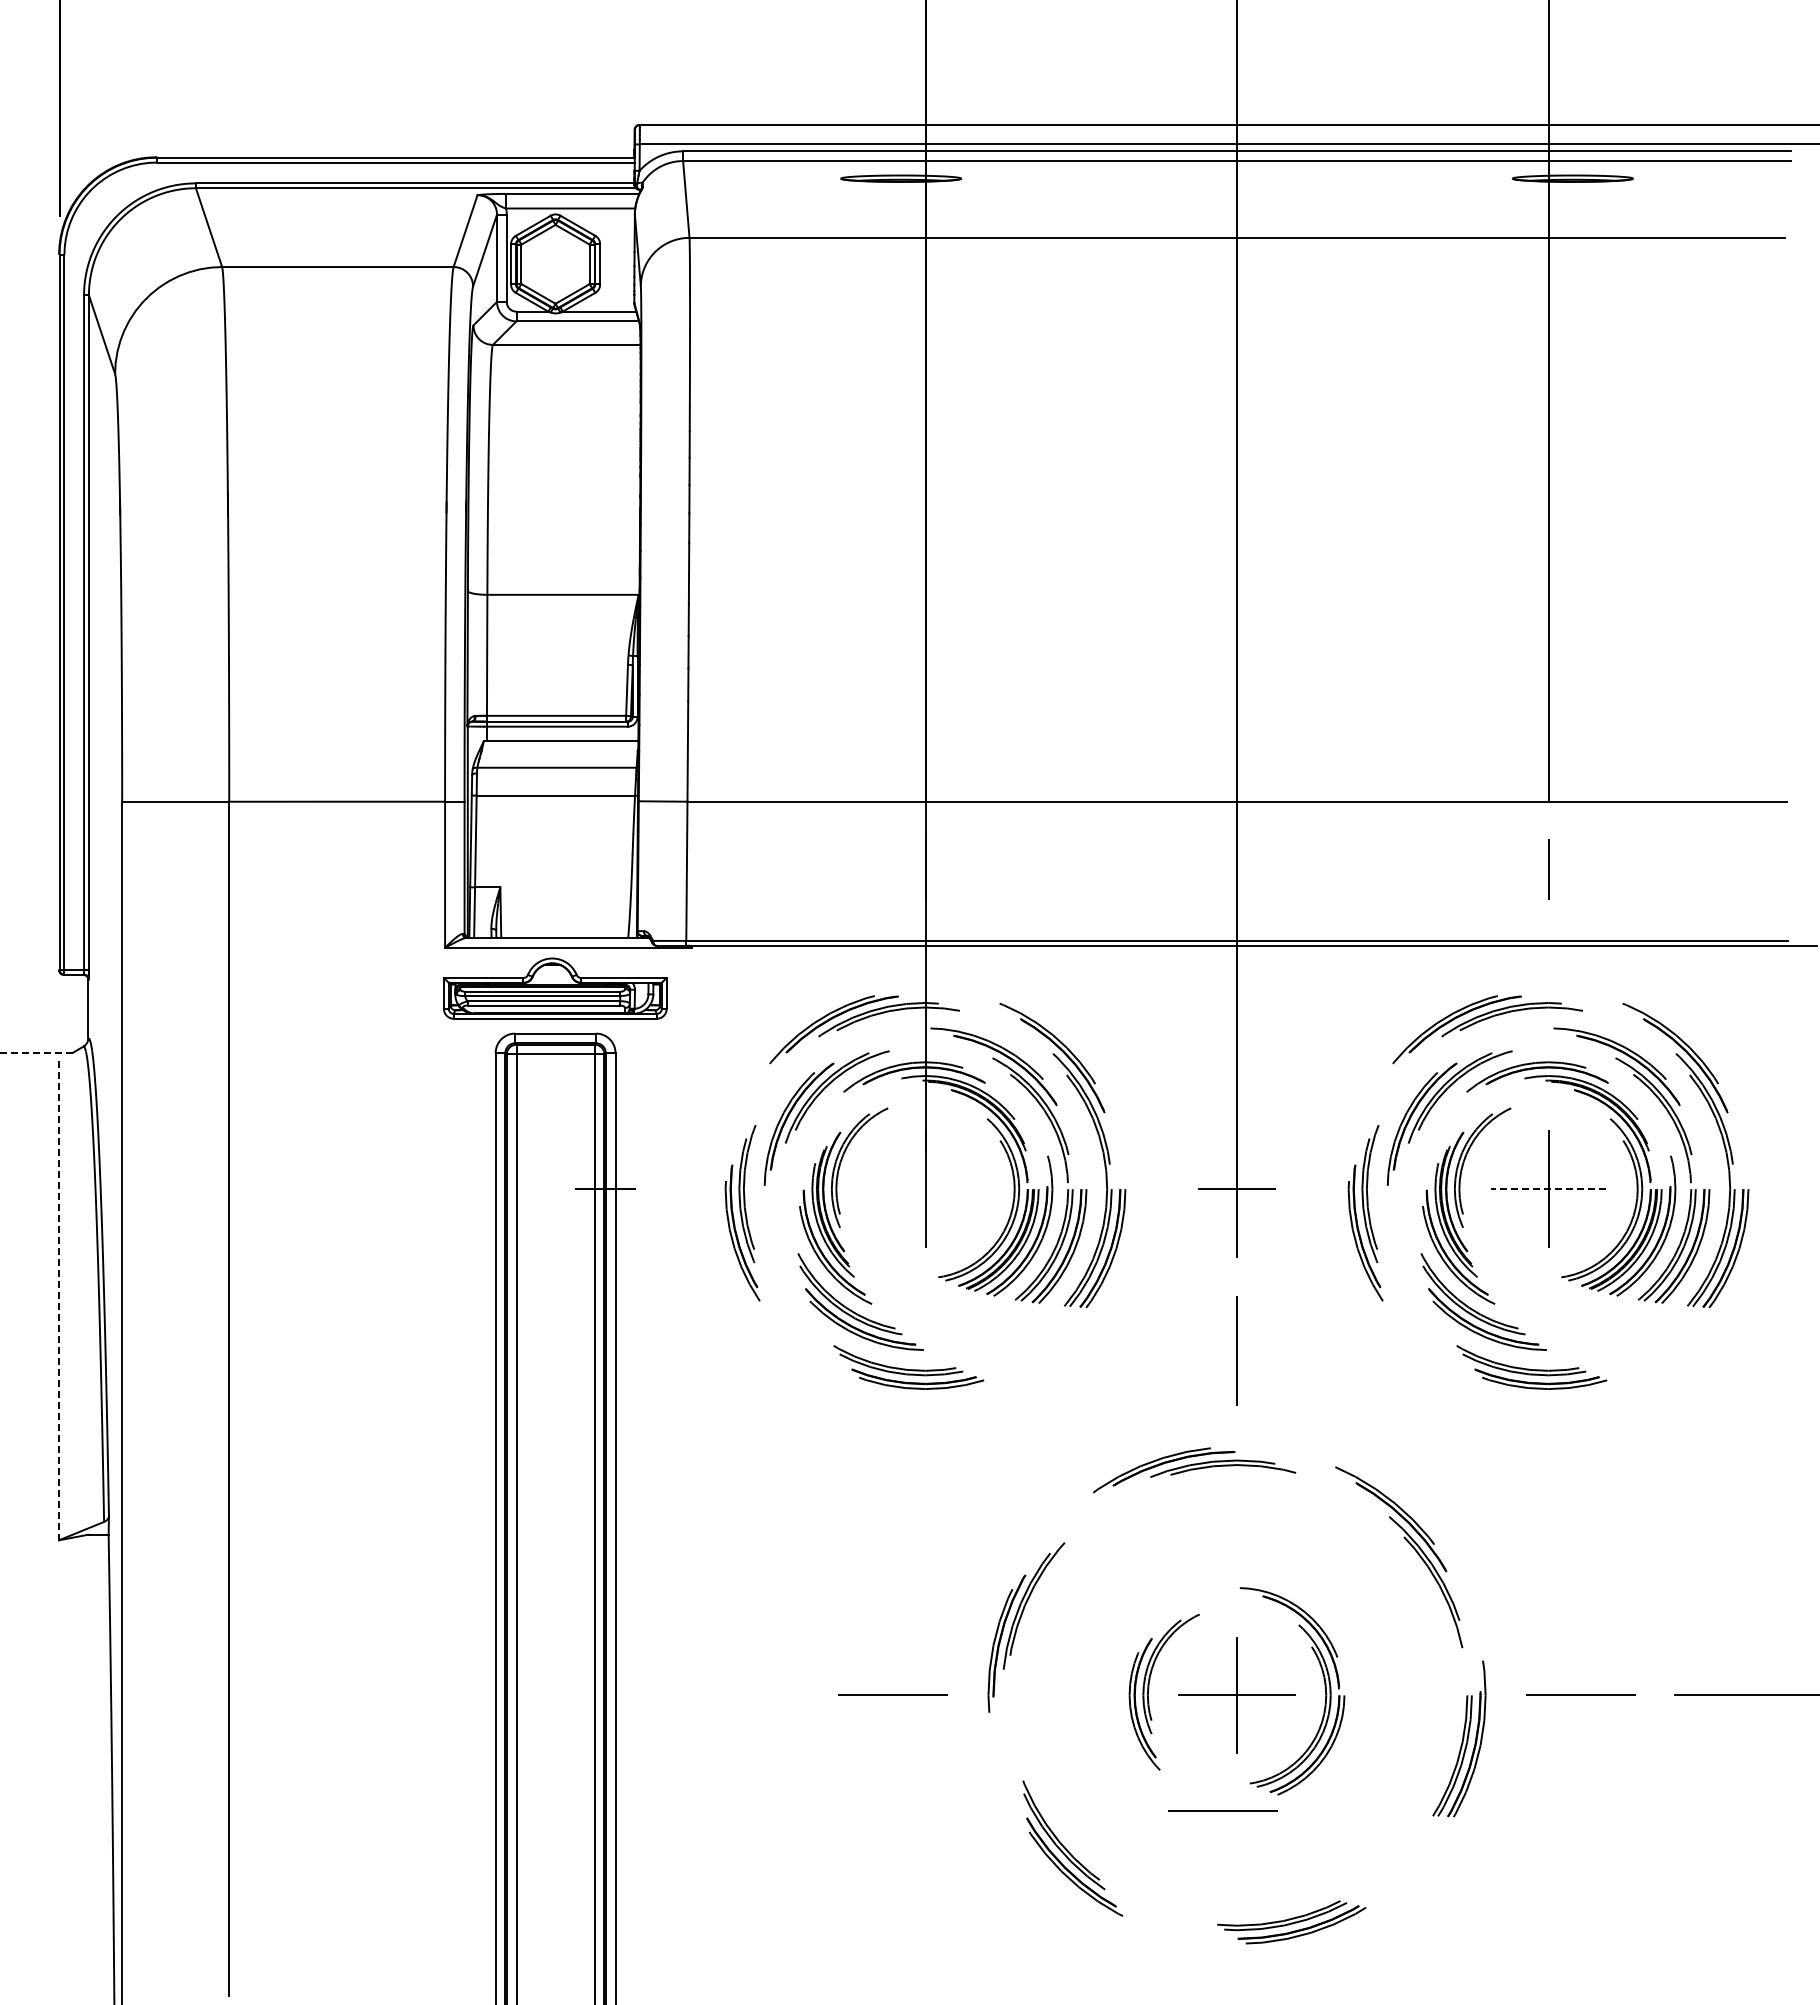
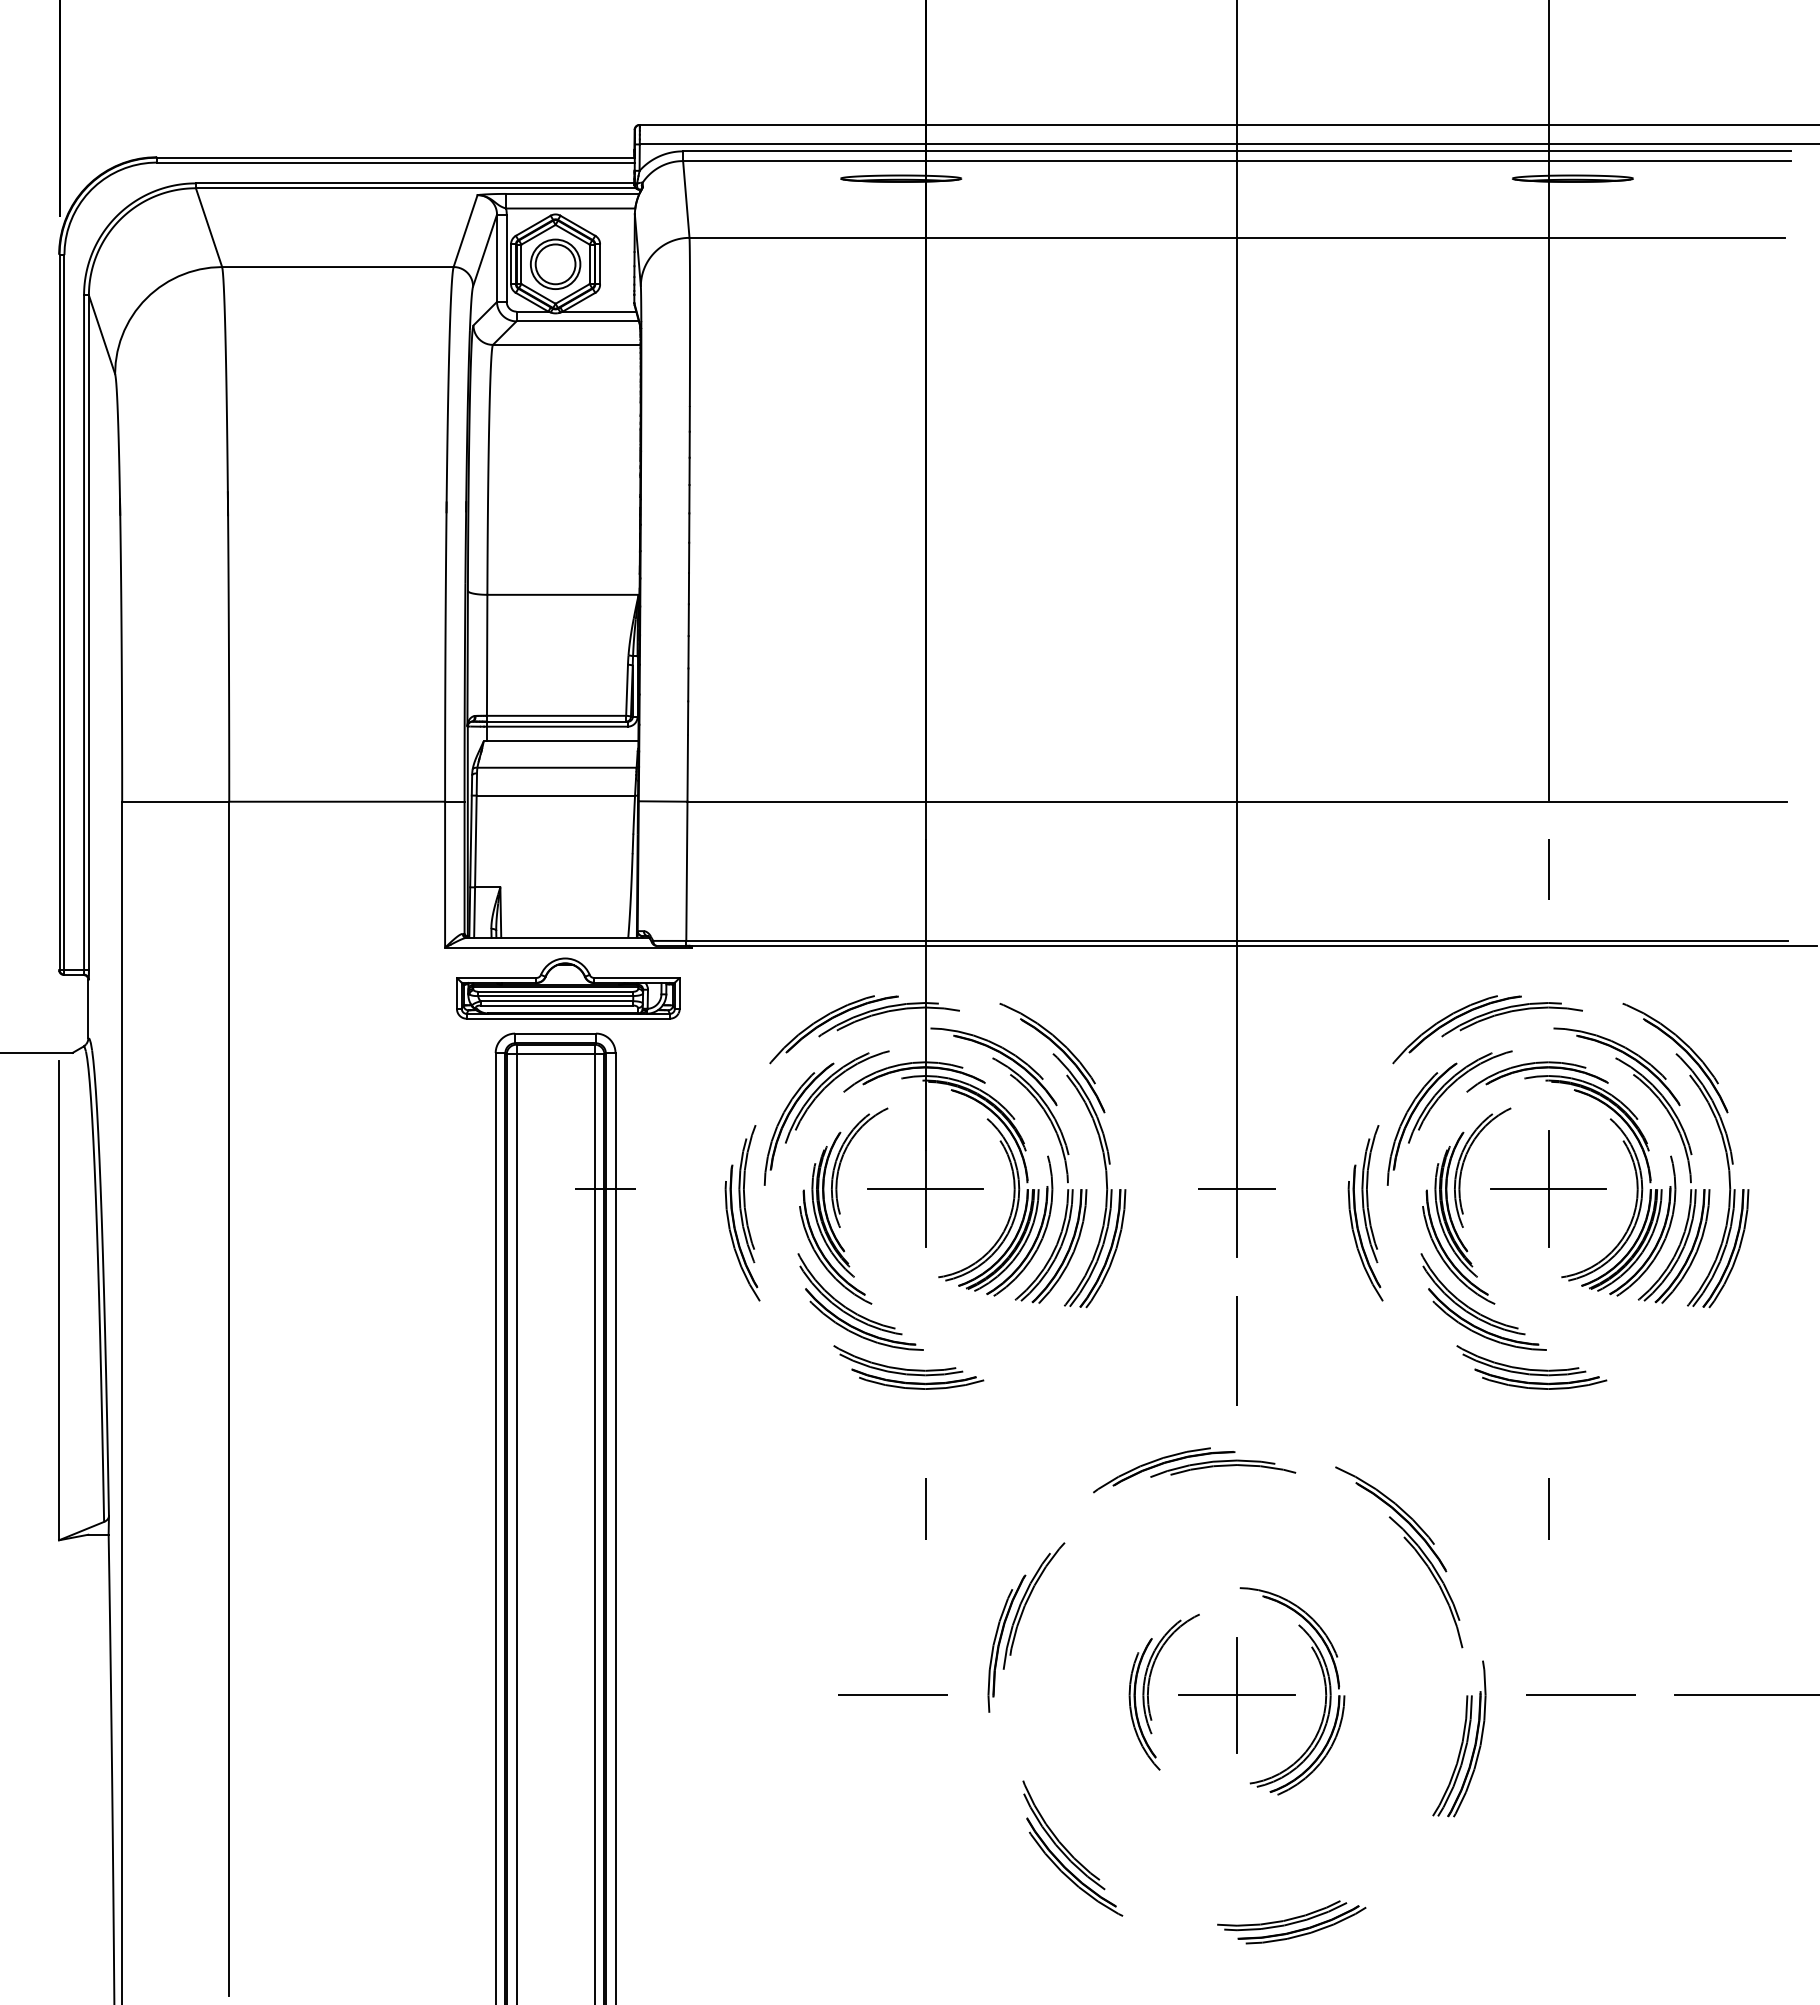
part: none -> present (555, 263)
part position: (555, 988) -> (568, 988) (568, 988)
line: dashed -> solid (36, 1052)
line: none -> present (925, 1189)
line: dashed -> solid (1548, 1189)
line: dashed -> solid (59, 1300)
line: none -> present (925, 1508)
line: none -> present (1548, 1508)
line: present -> none (1222, 1810)
